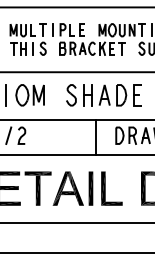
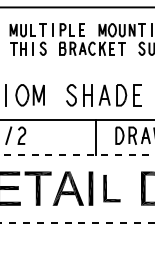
line: present -> none (76, 72)
line: solid -> dashed (77, 154)
part size: 22x35 px -> 18x28 px (111, 188)
line: solid -> dashed (77, 222)
line: present -> none (76, 253)
